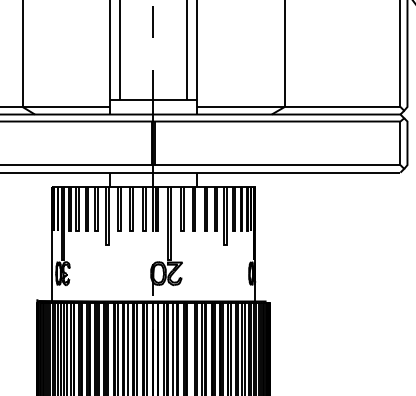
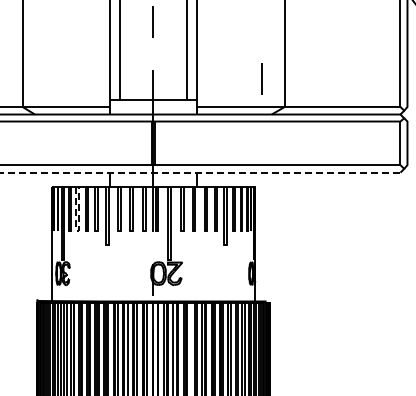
line: none -> present (261, 78)
line: solid -> dashed (199, 172)
line: solid -> dashed (77, 230)
